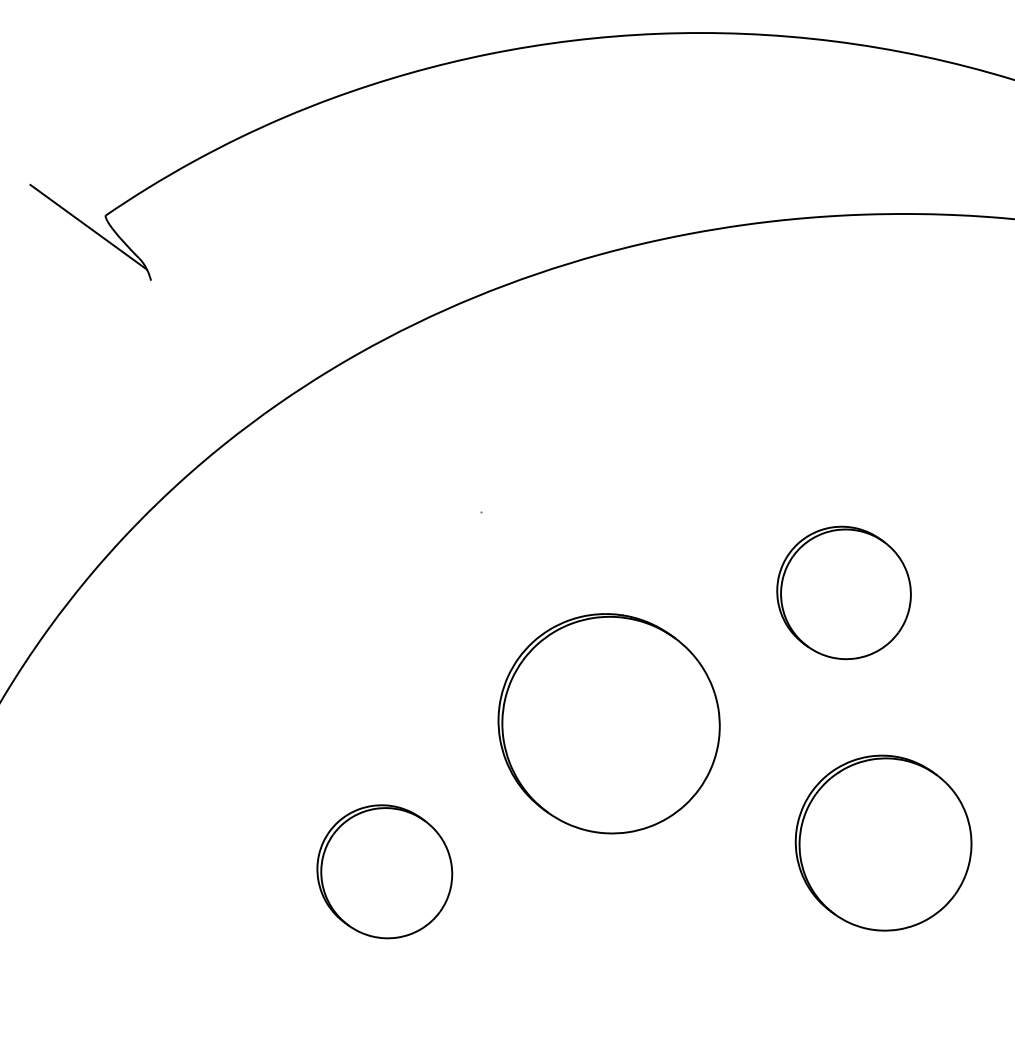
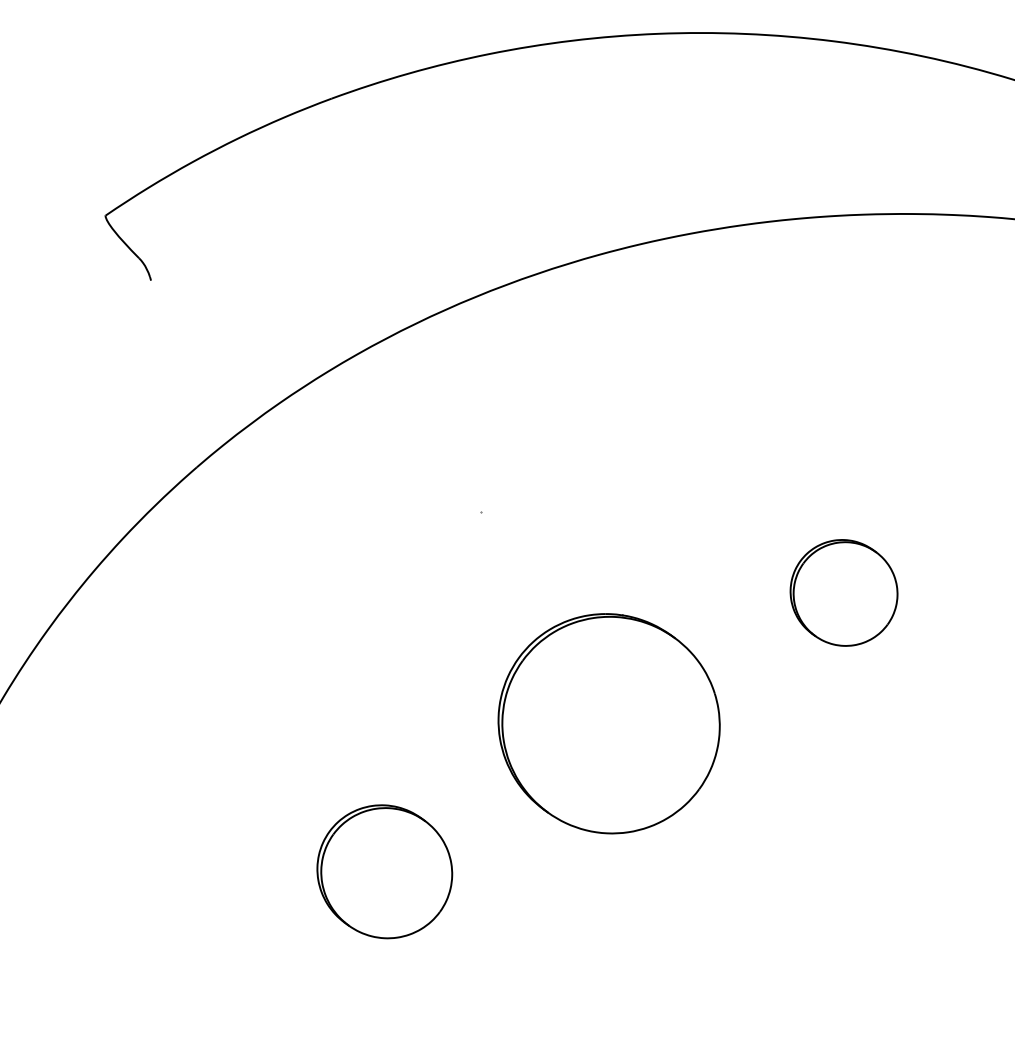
line: present -> none (88, 226)
part size: 136x136 px -> 110x108 px (843, 592)
part: present -> none (883, 842)
